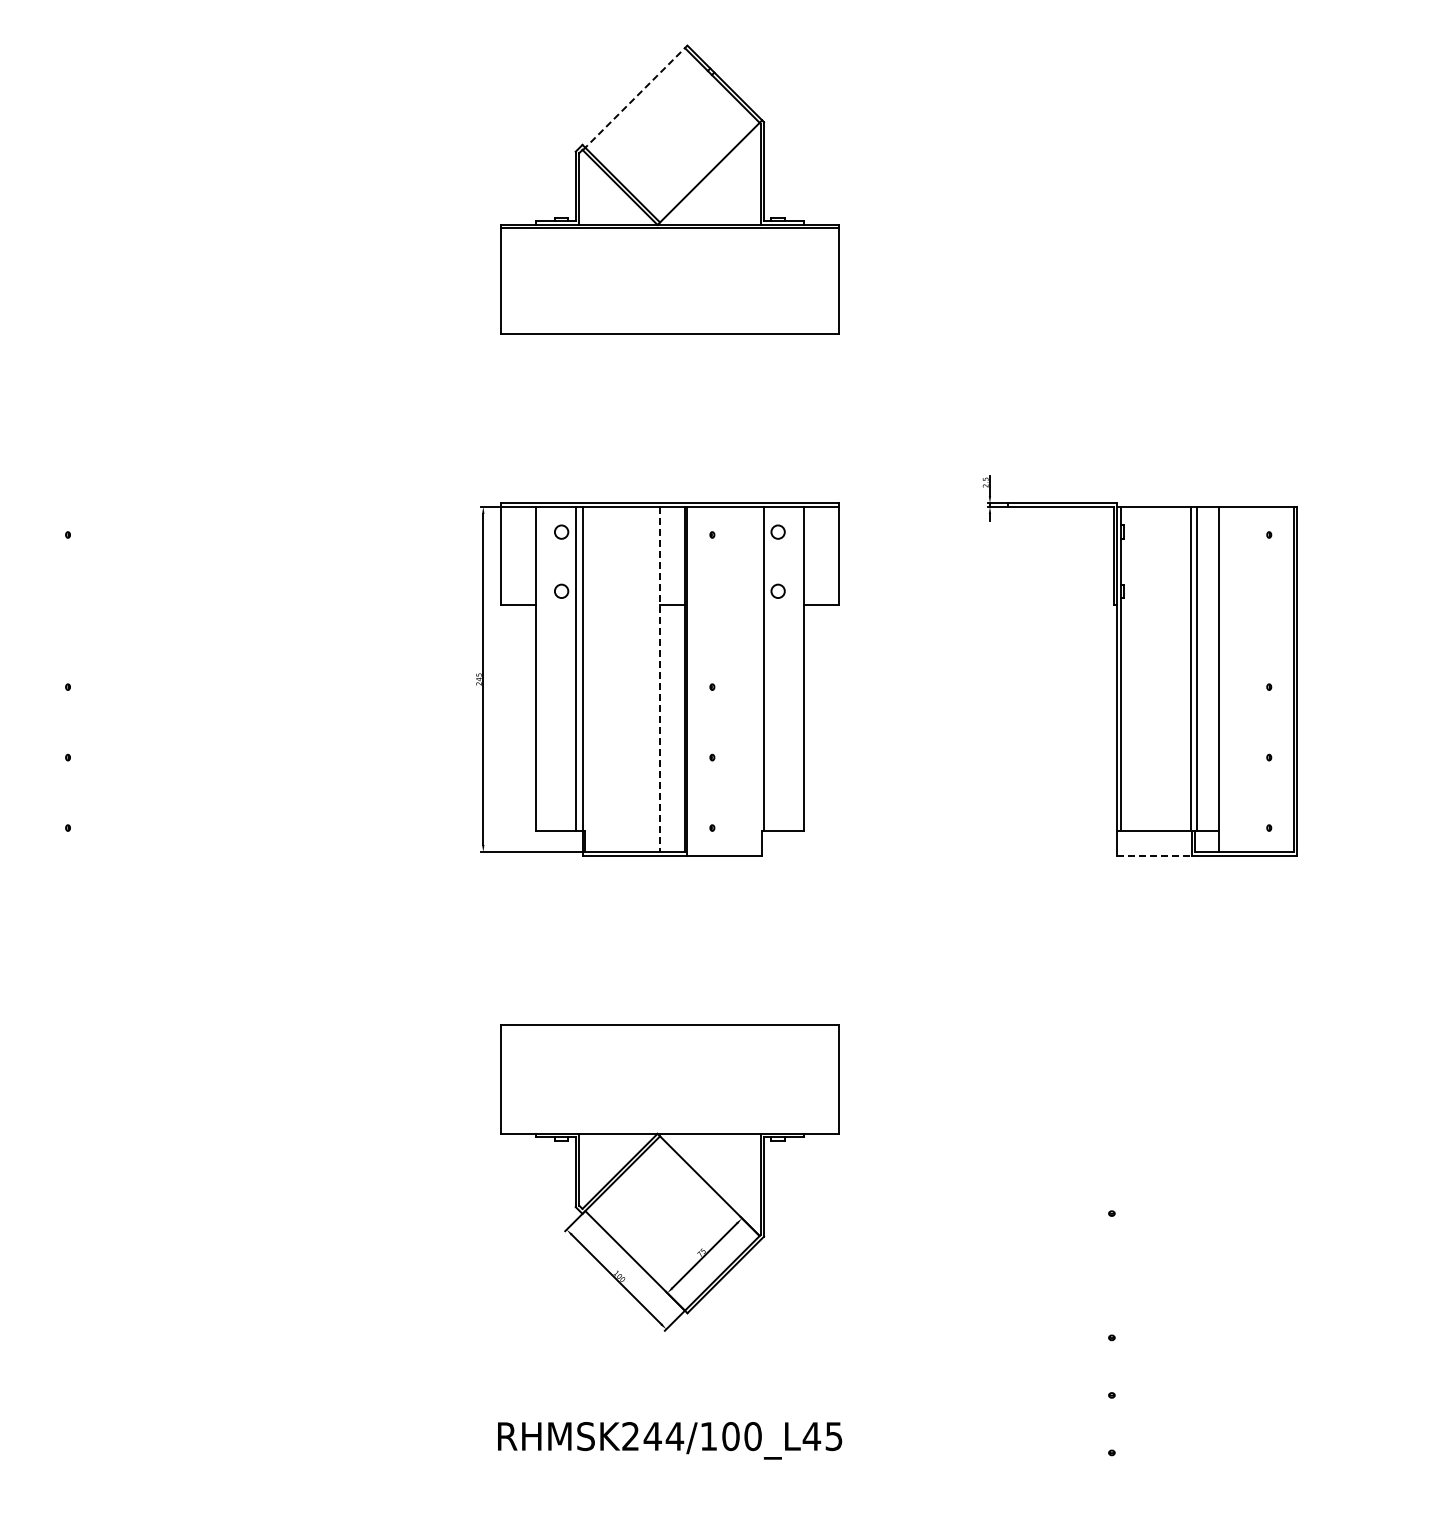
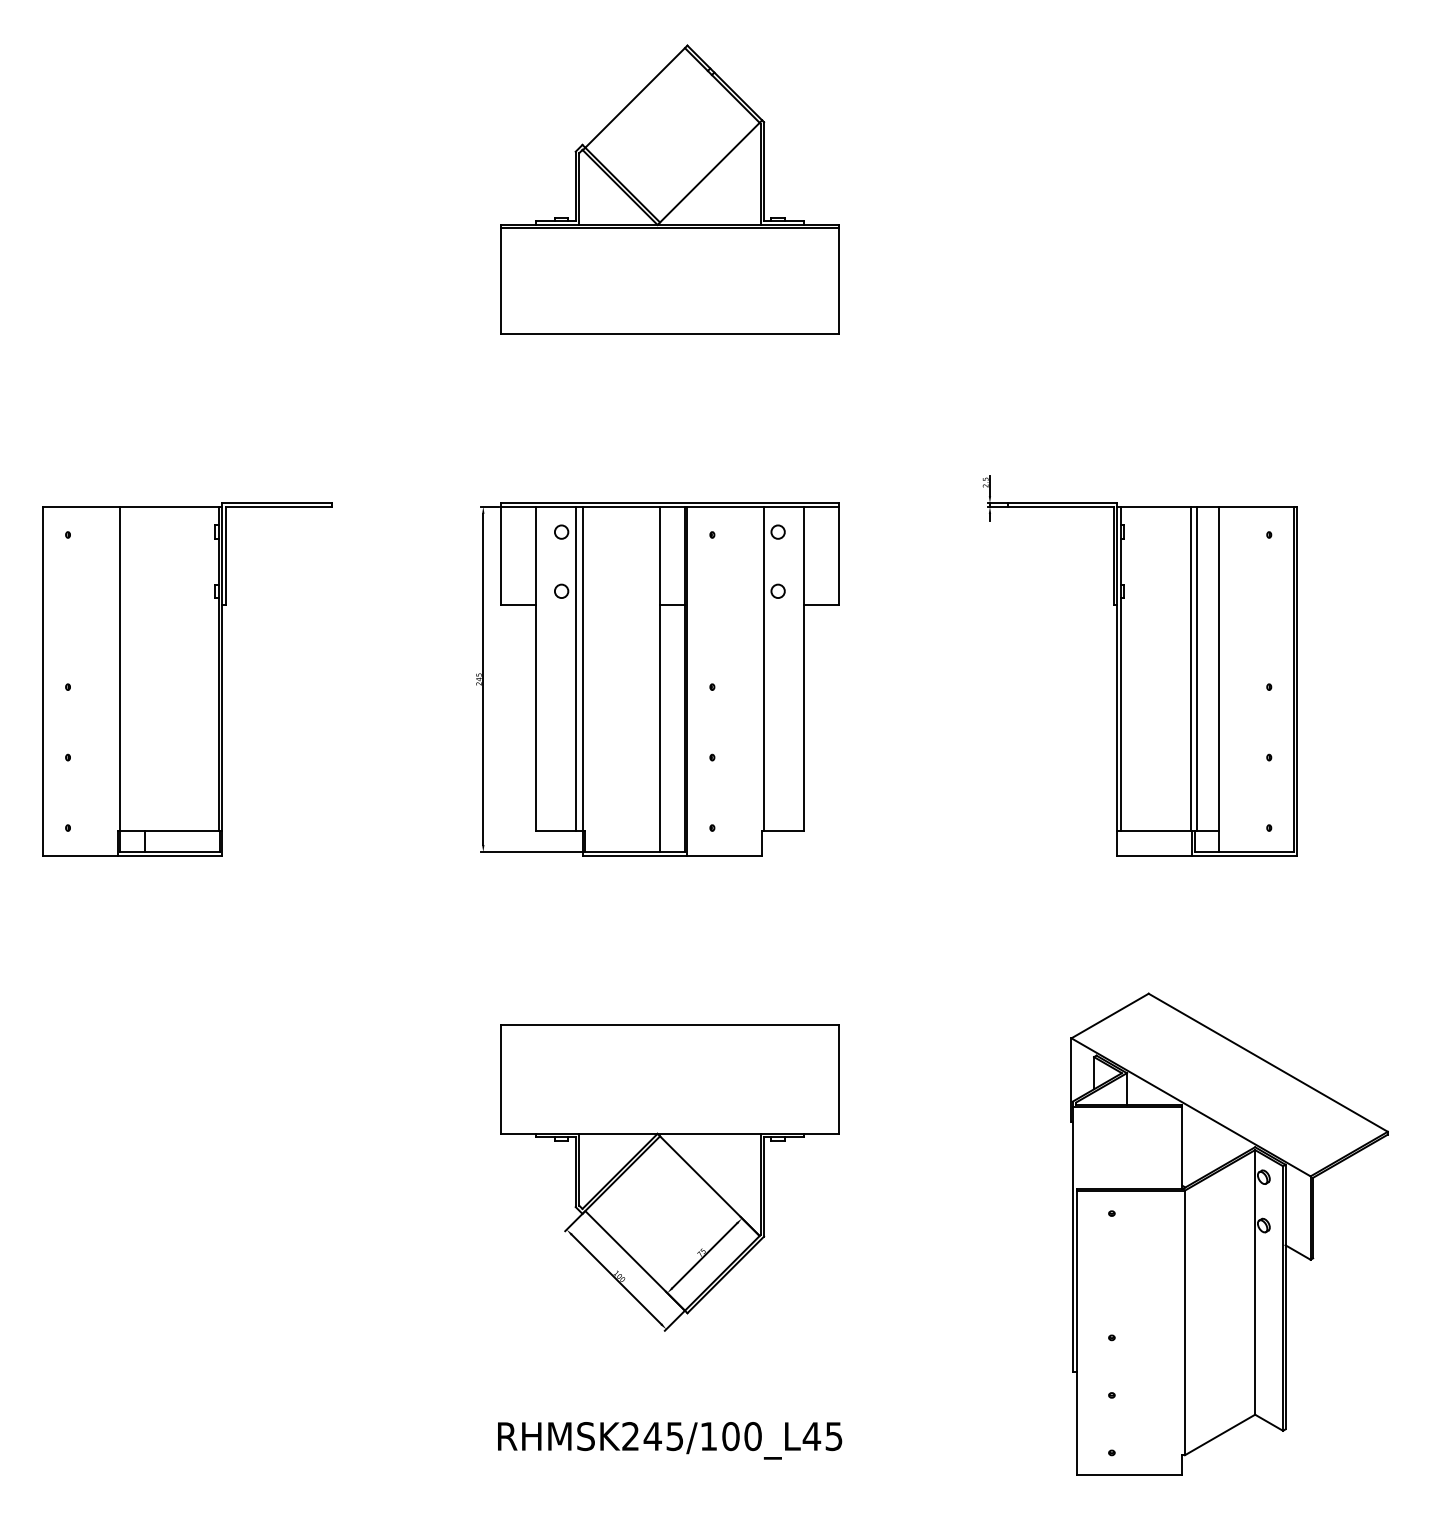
line: dashed -> solid (635, 97)
part: none -> present (187, 679)
line: dashed -> solid (660, 679)
line: dashed -> solid (1155, 855)
part: none -> present (1229, 1233)
text: RHMSK244/100_L45 -> RHMSK245/100_L45 (674, 1436)
